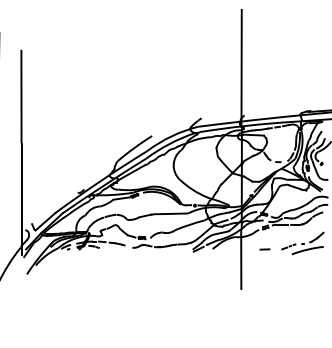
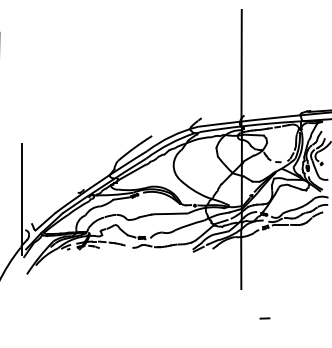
line: present -> none (21, 96)
part: present -> none (302, 243)
line position: (264, 249) -> (264, 318) (264, 318)
